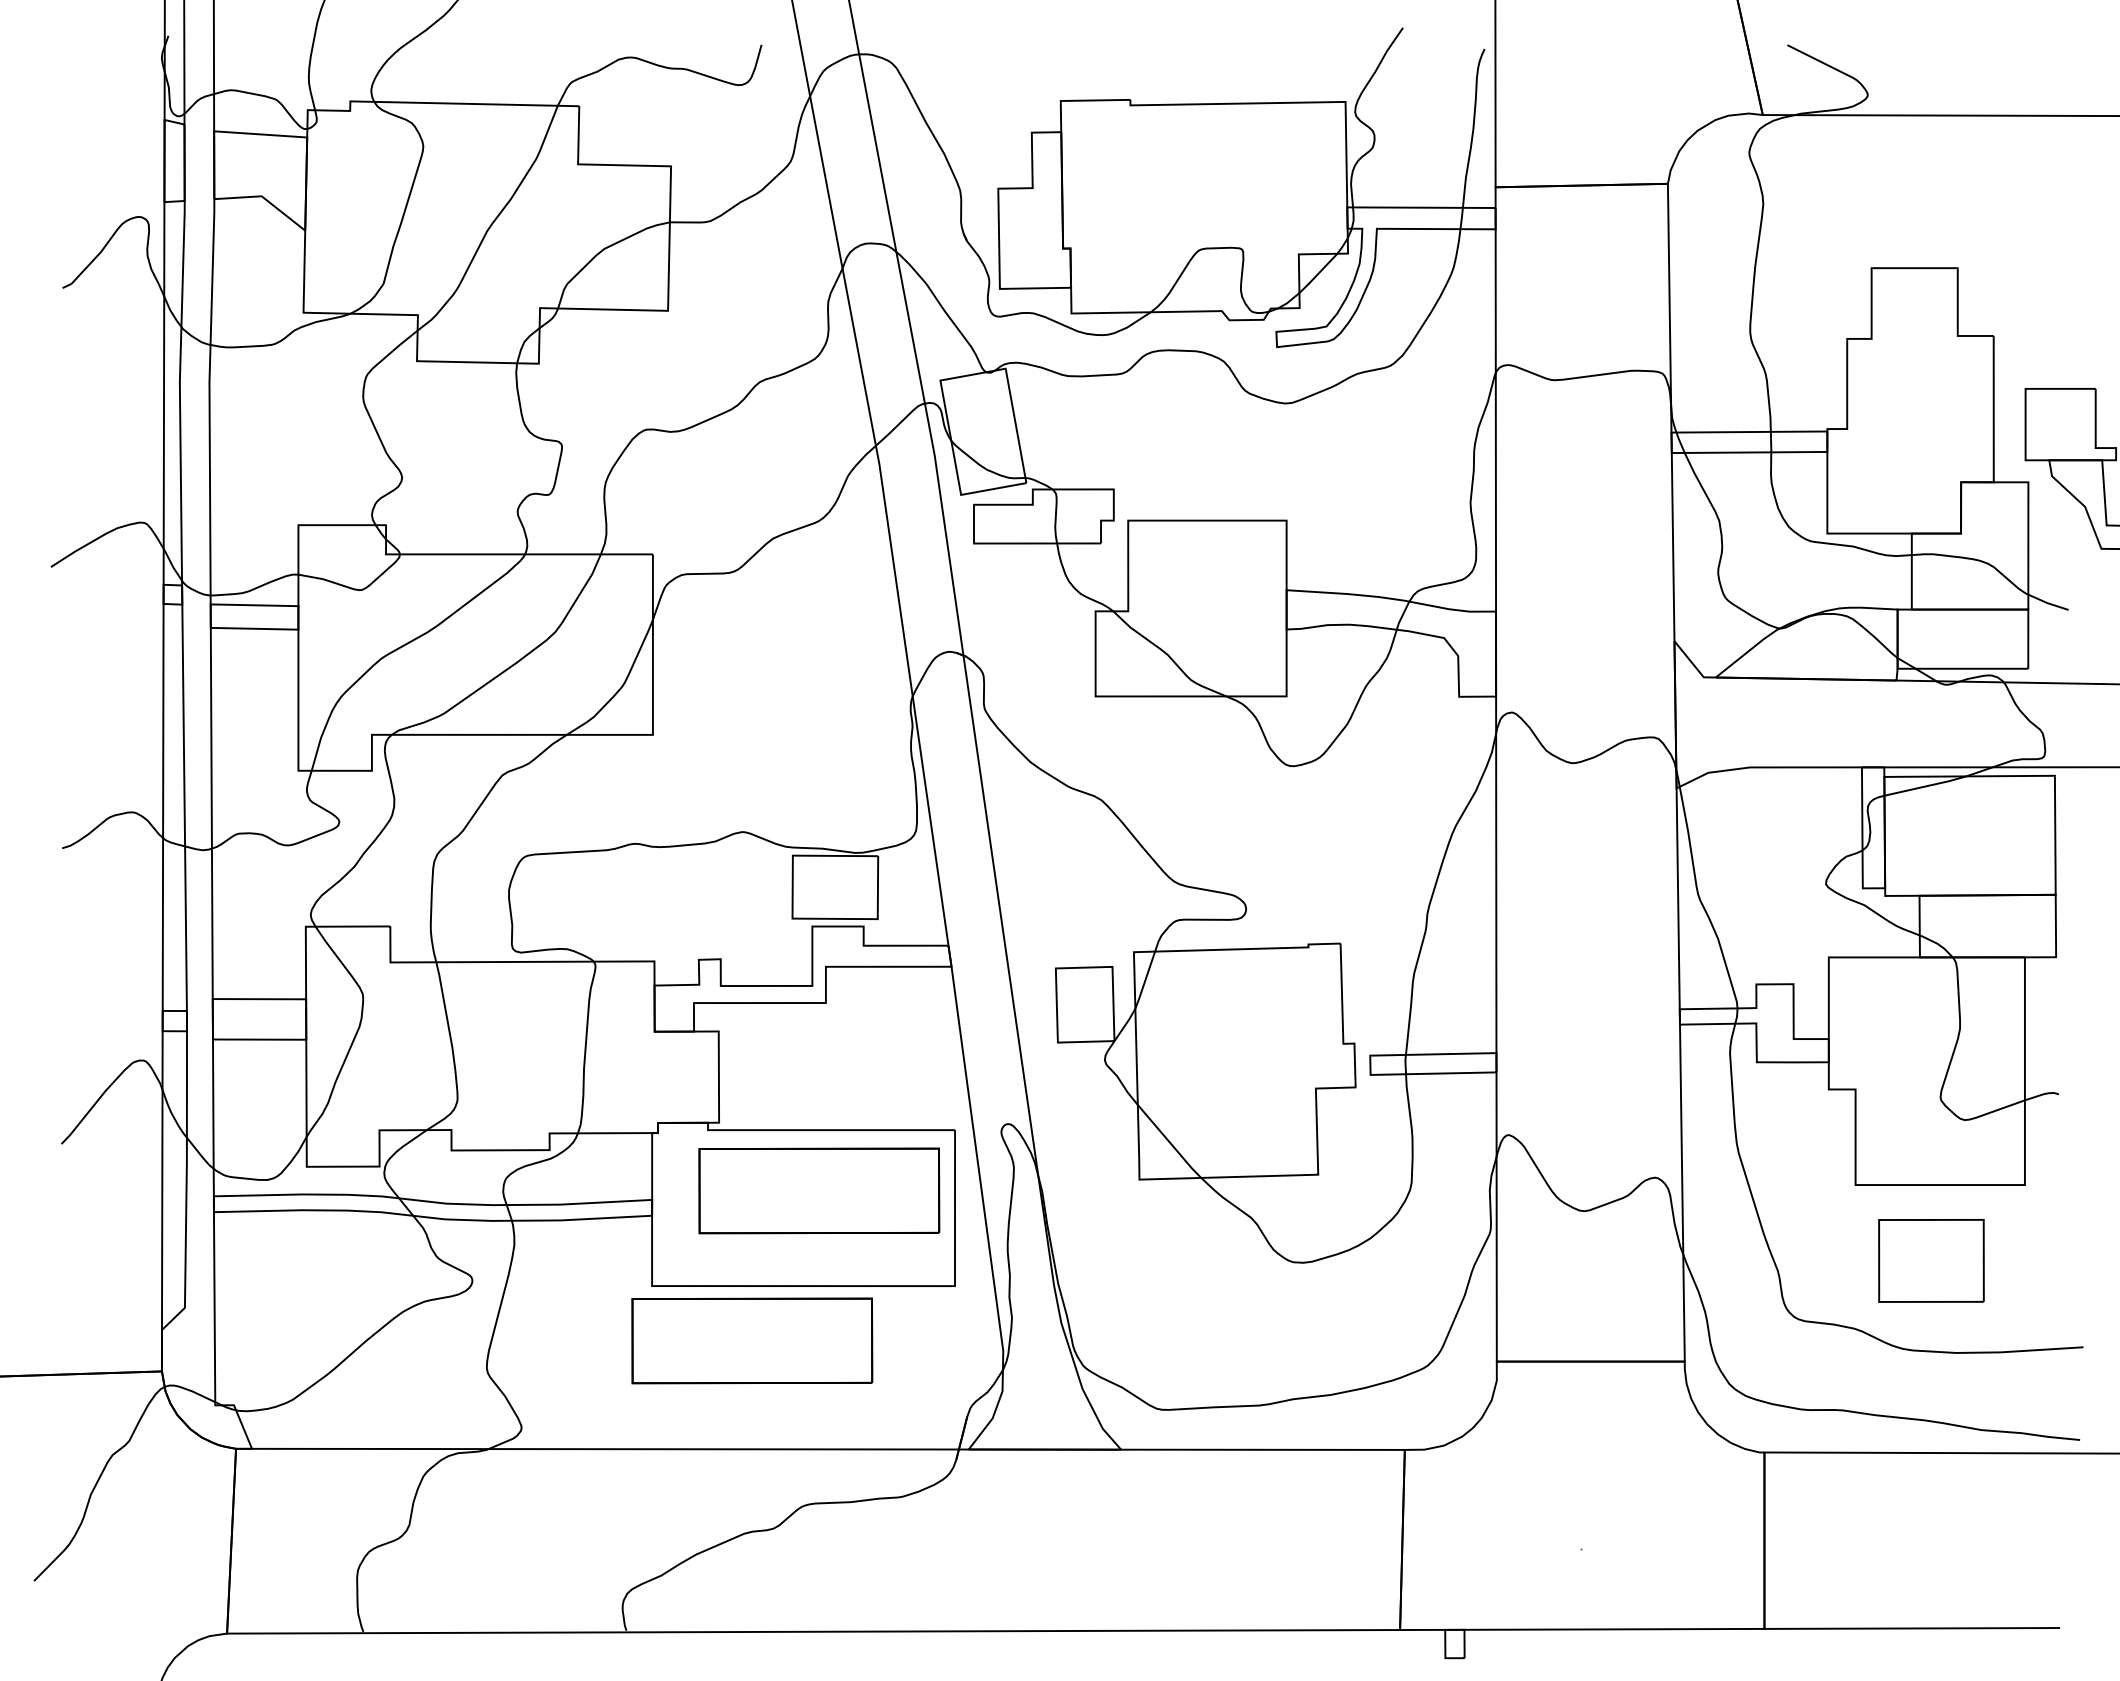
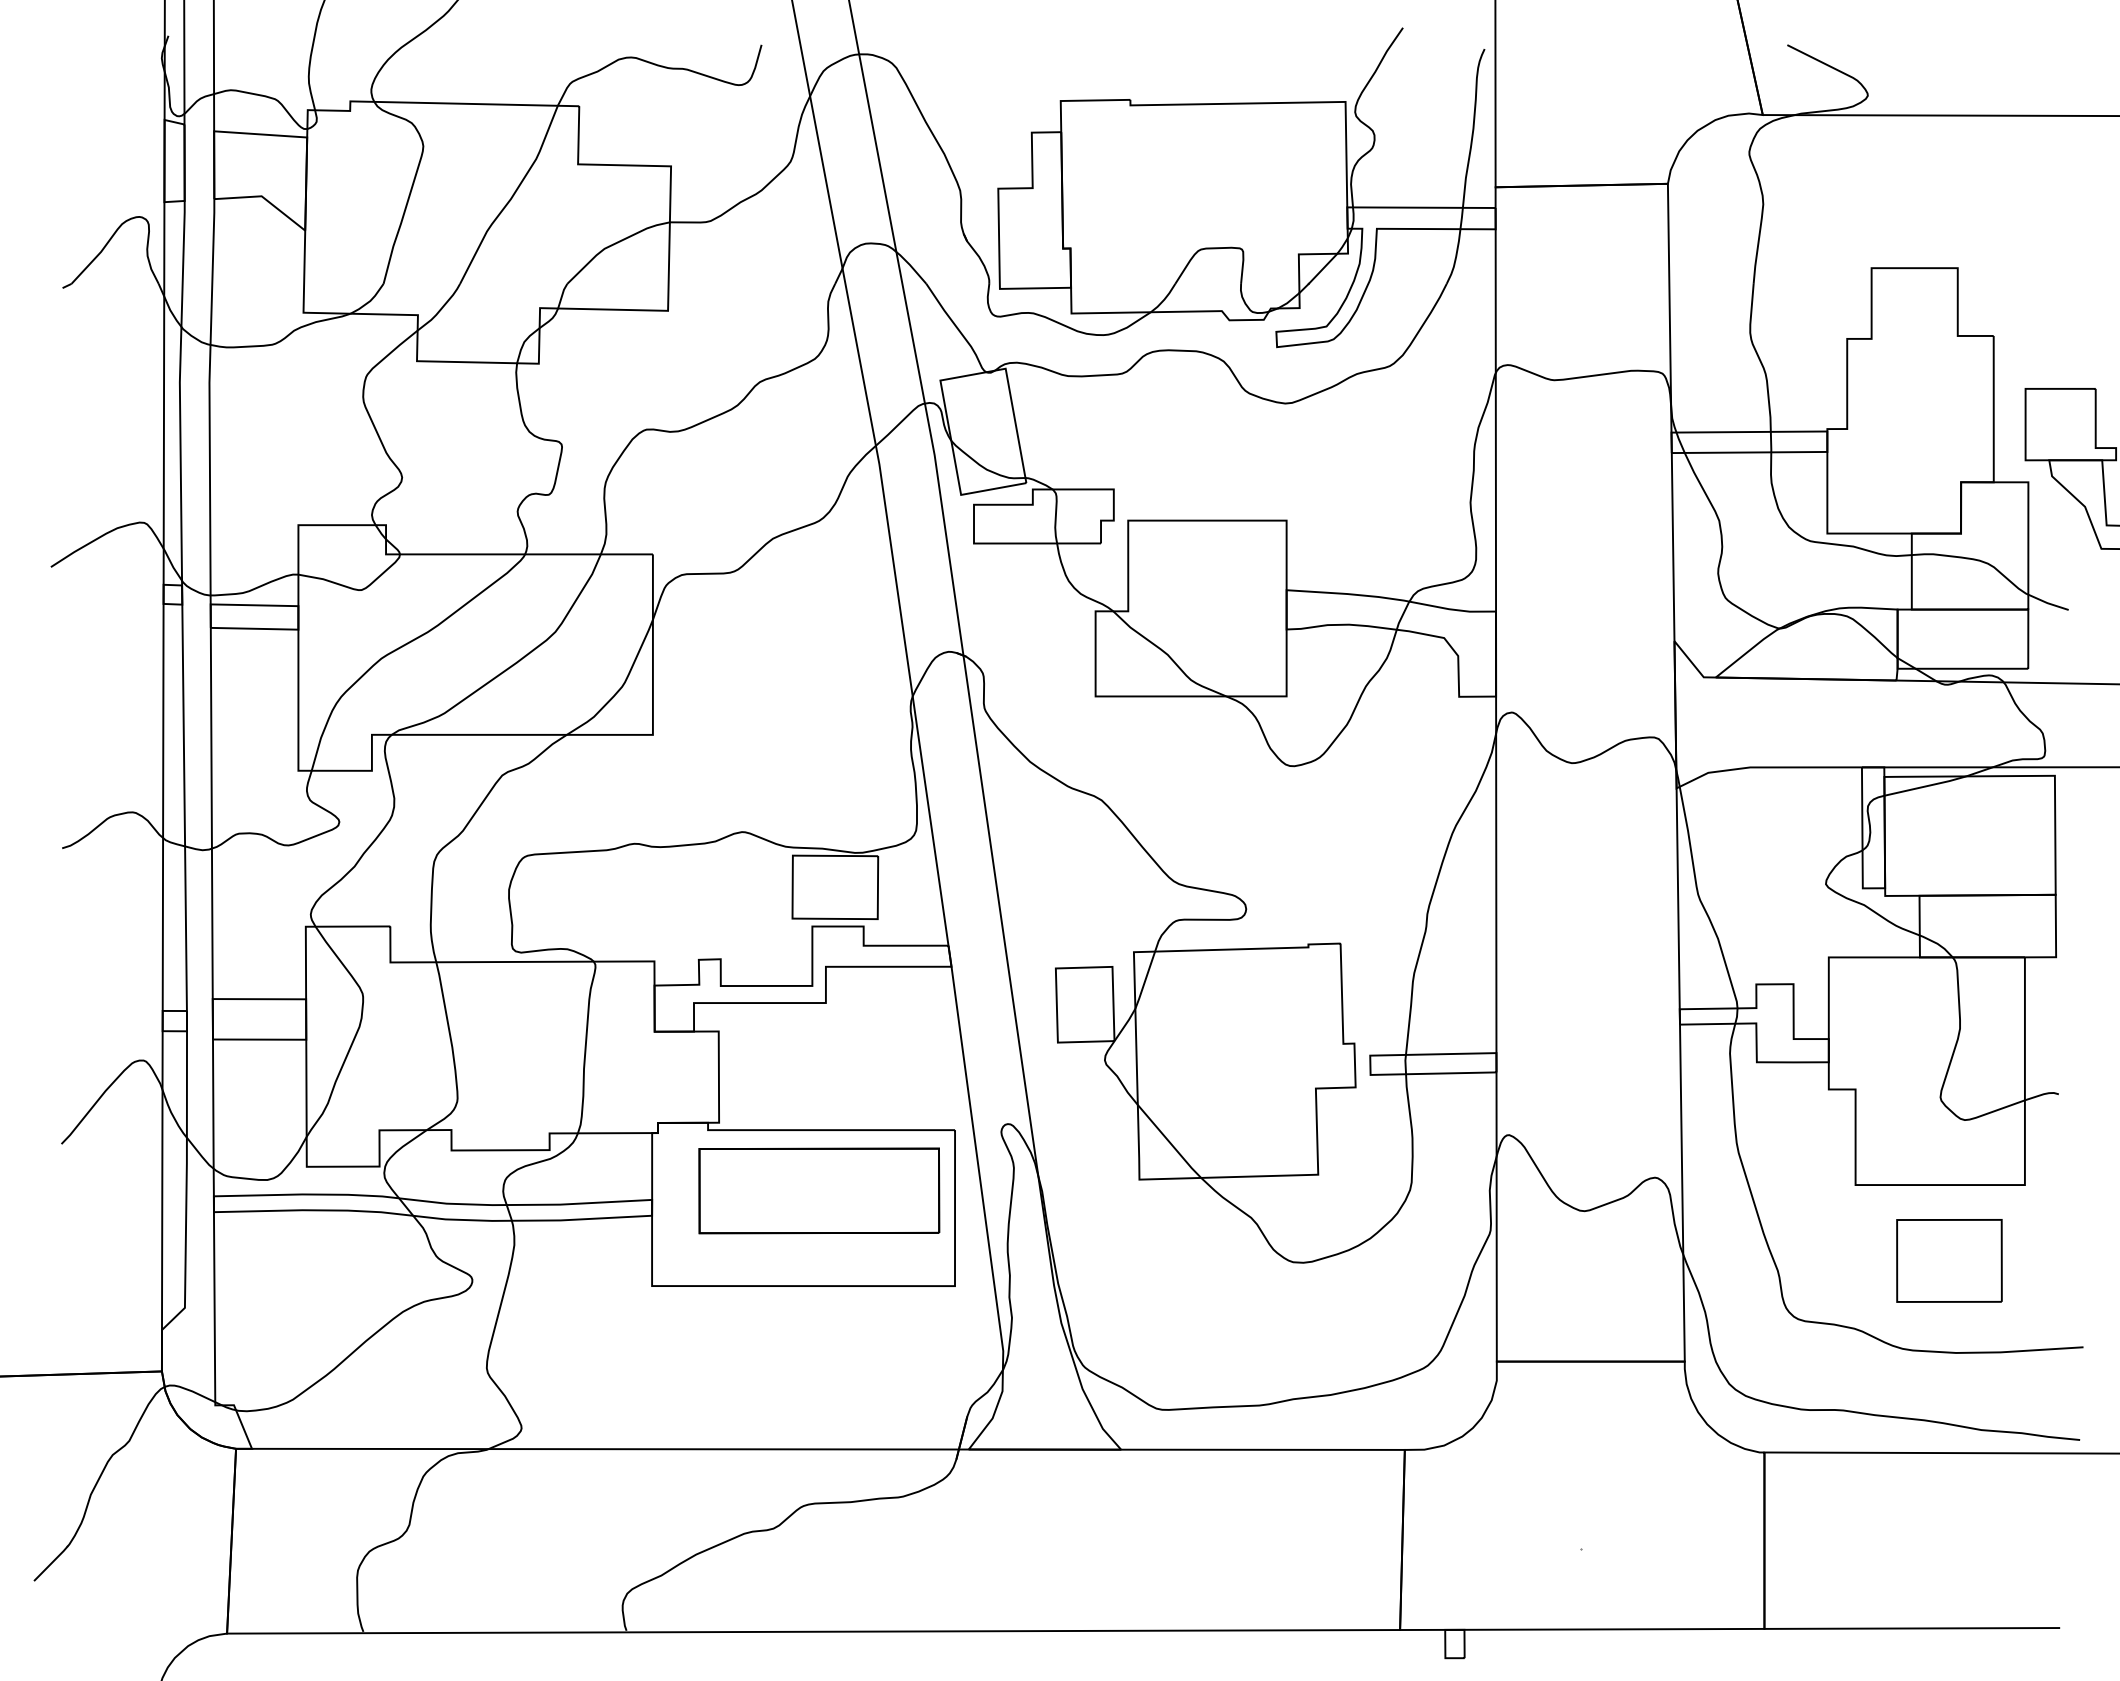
part position: (1931, 1260) -> (1949, 1260) (1949, 1260)
part: present -> none (752, 1340)
